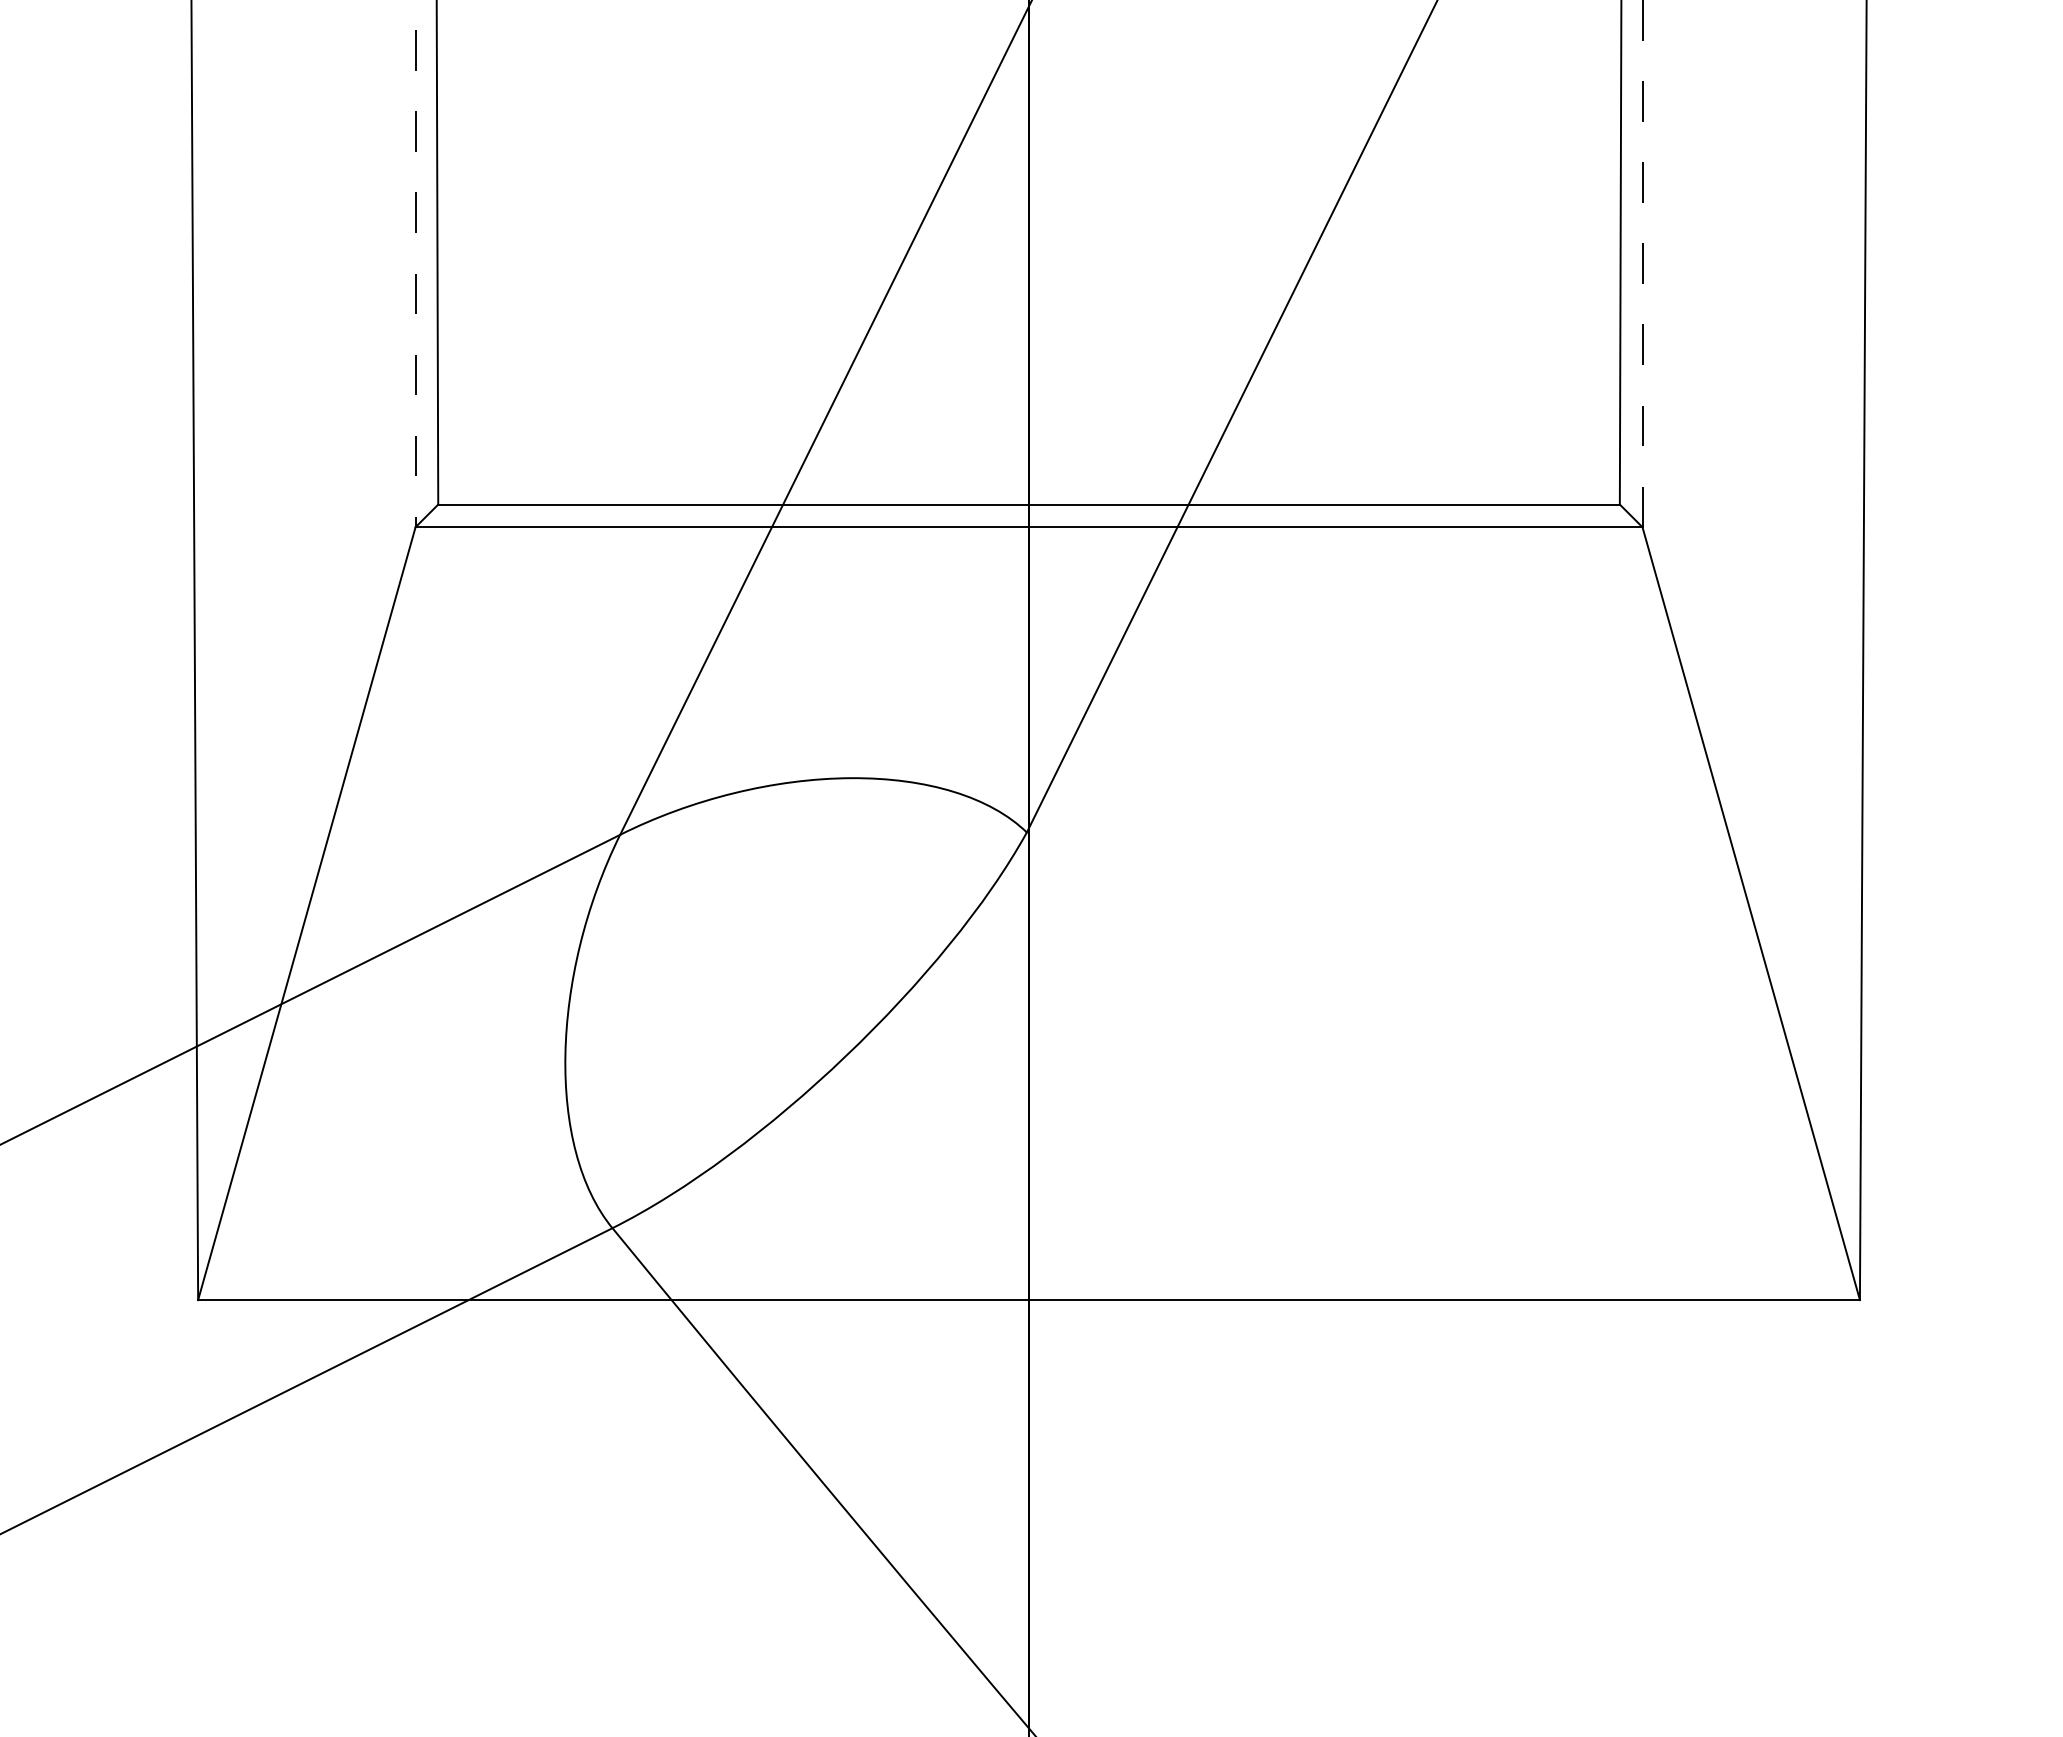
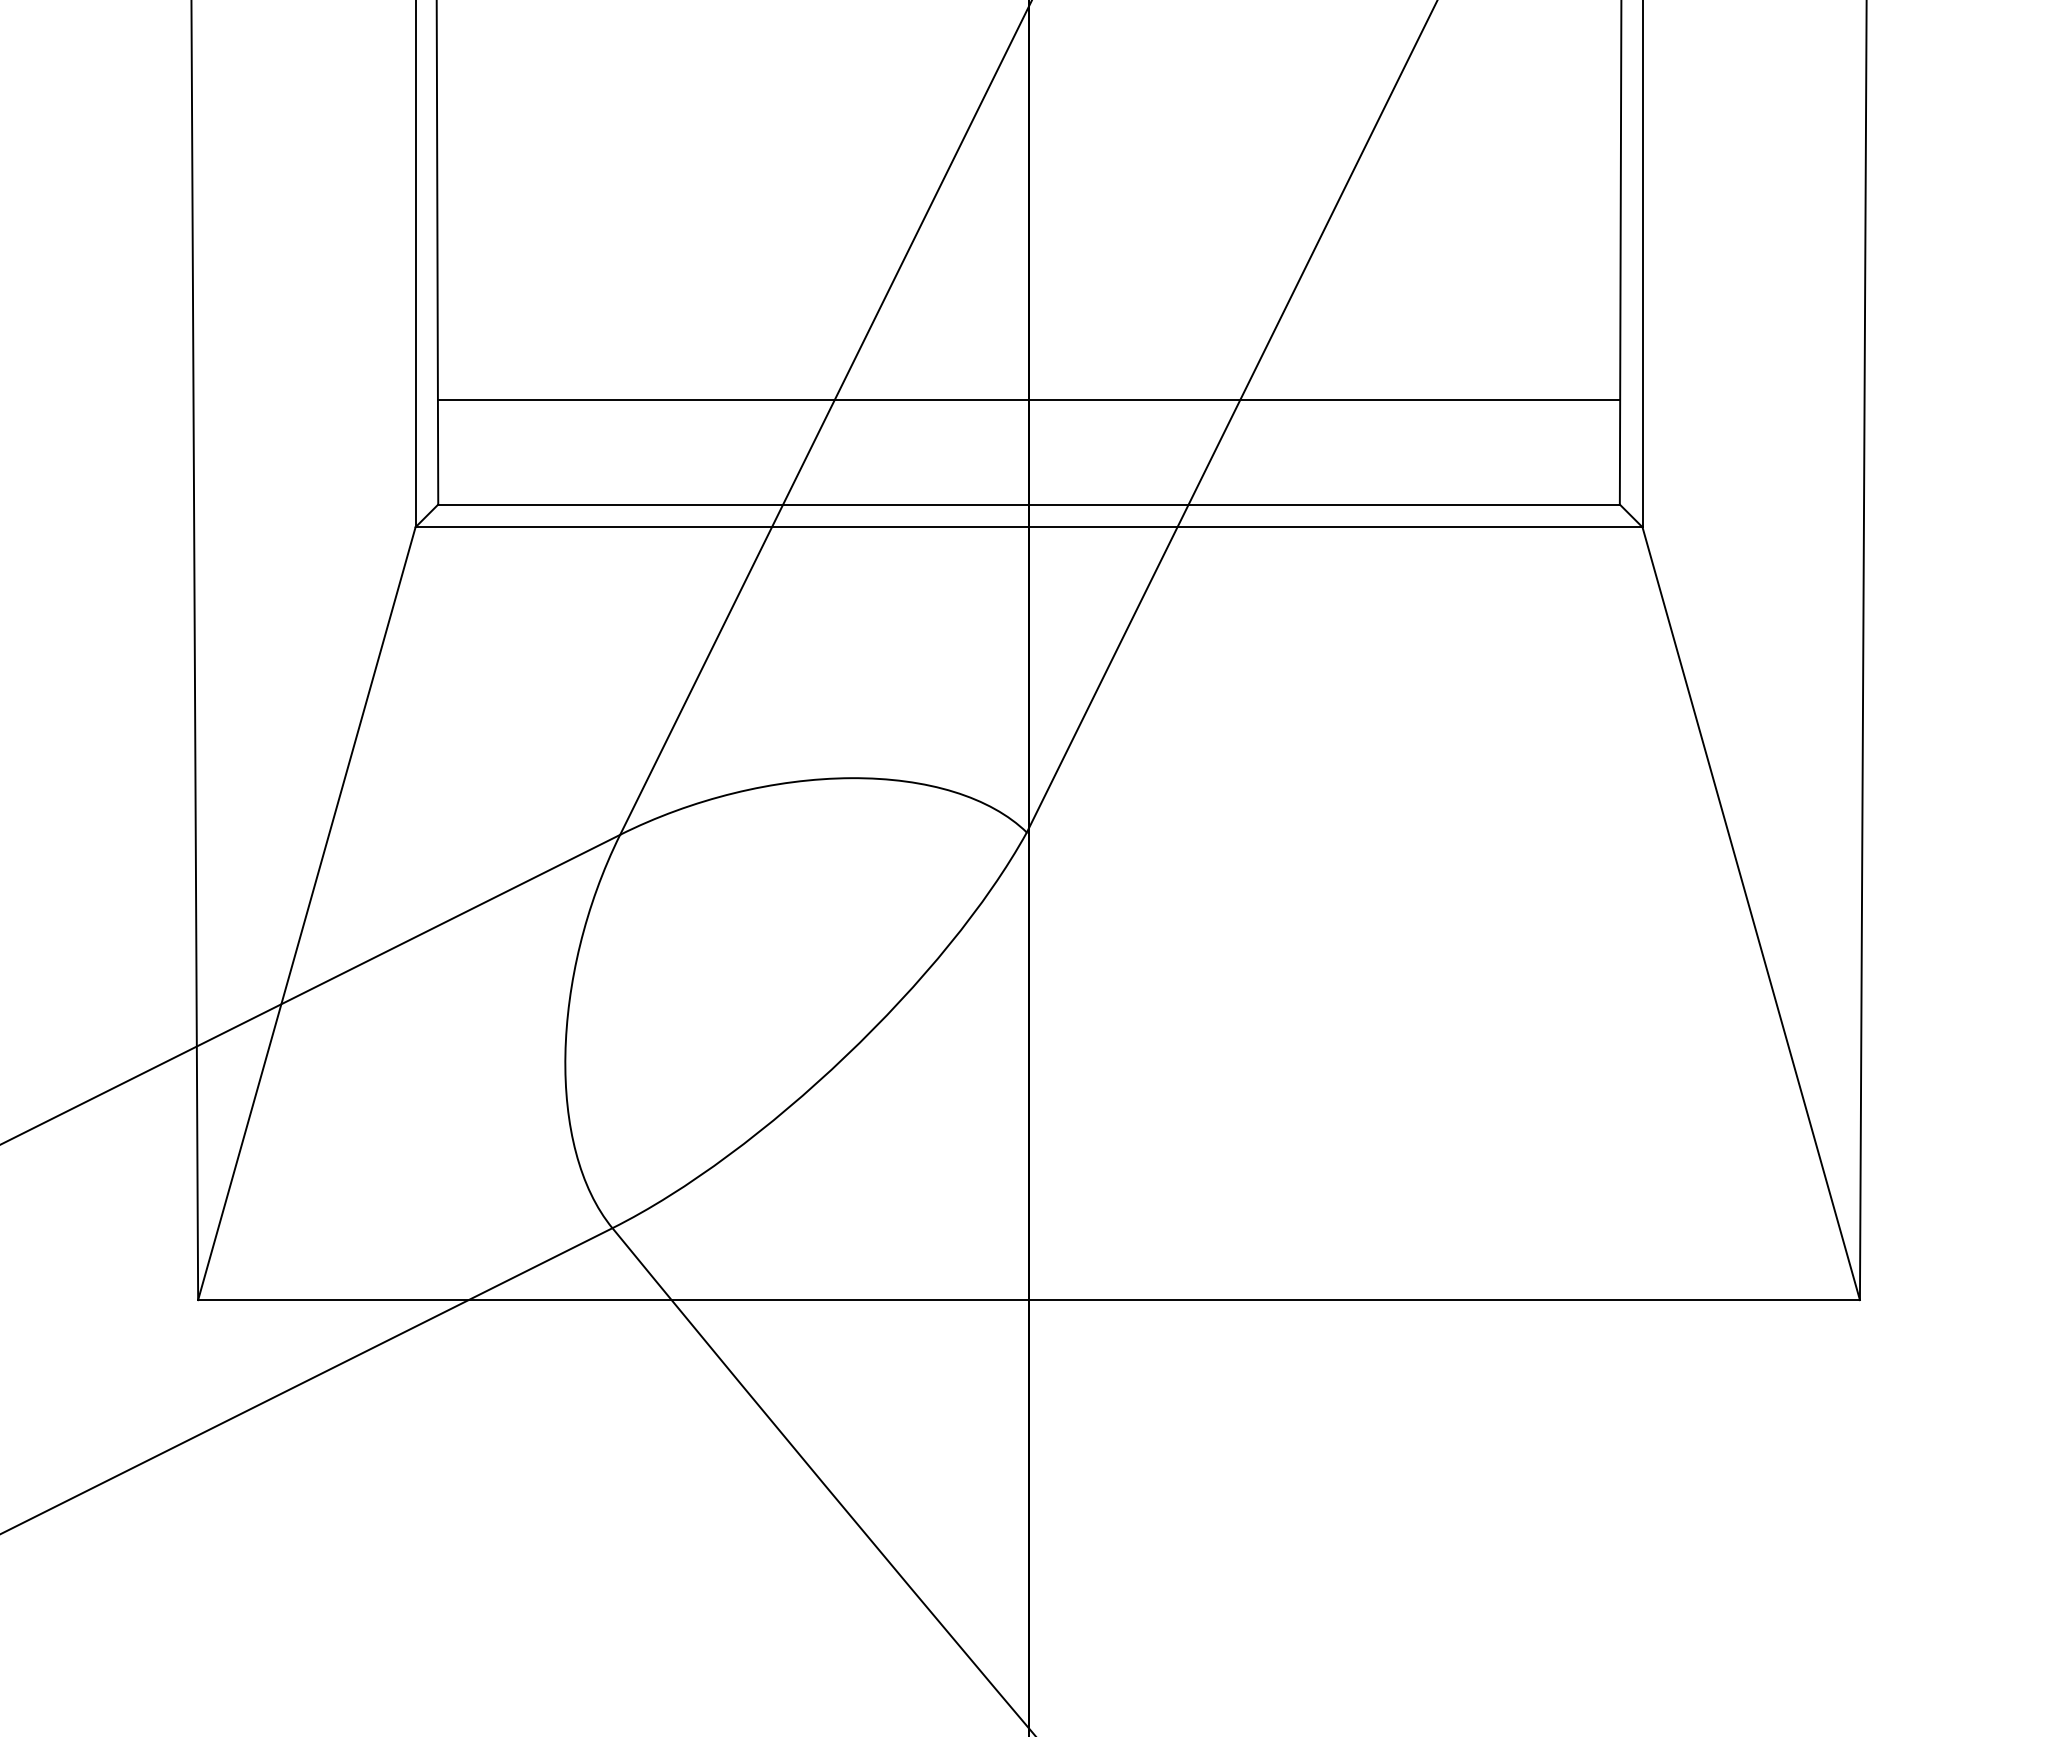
line: dashed -> solid (1642, 263)
line: dashed -> solid (415, 264)
line: none -> present (1028, 400)
